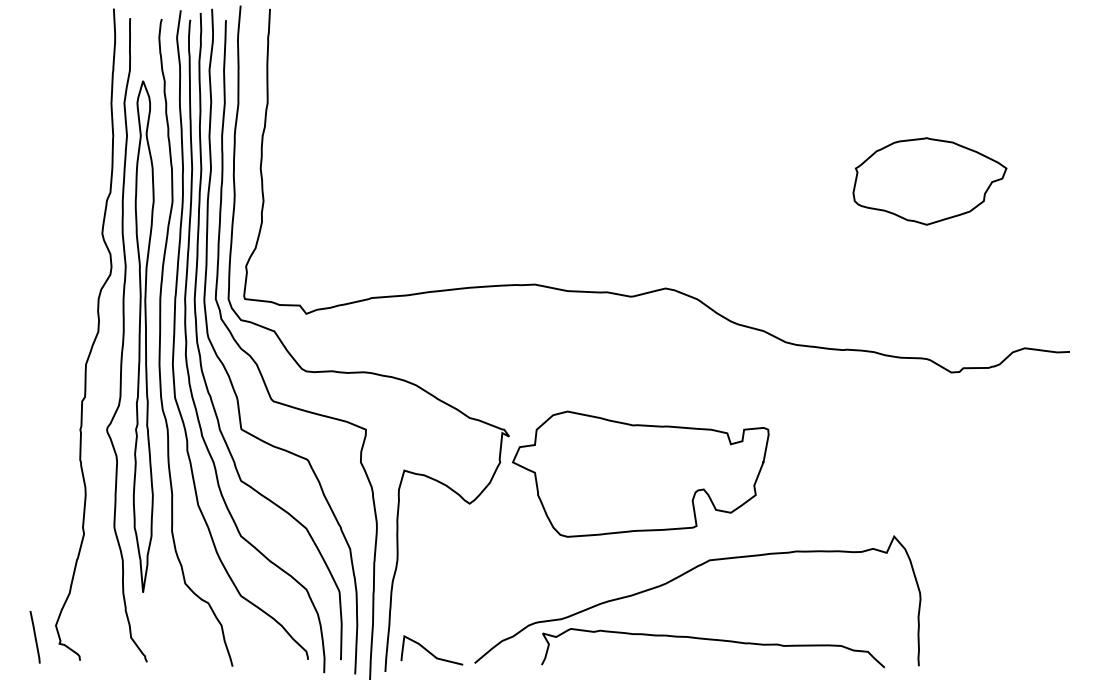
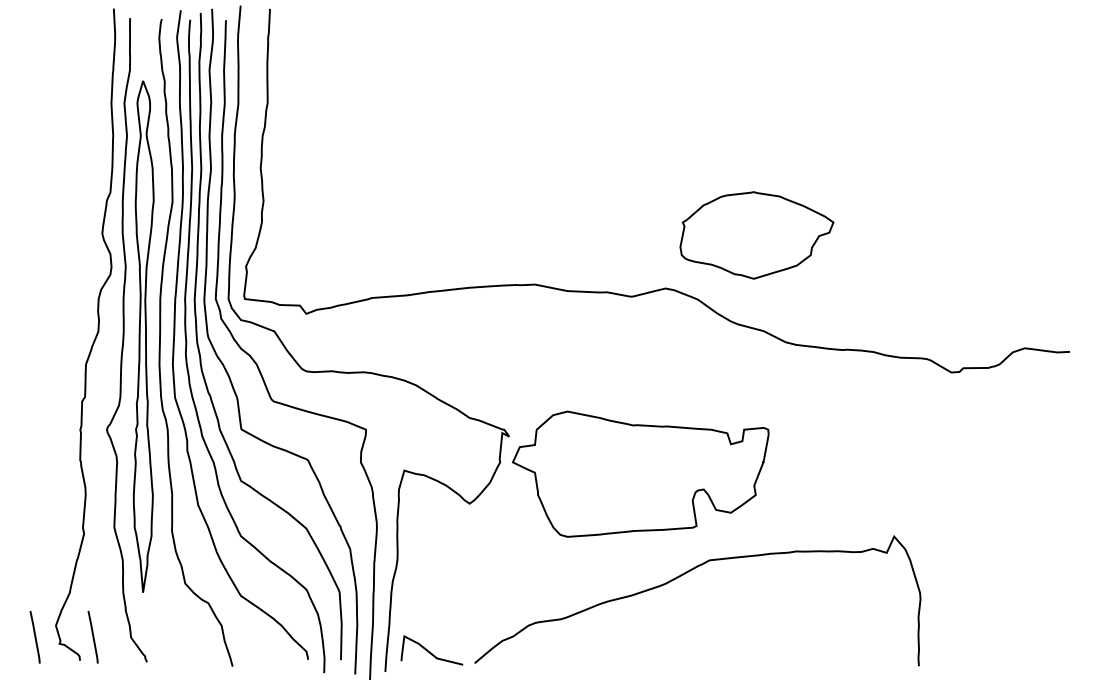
part position: (929, 181) -> (756, 235) (756, 235)
line: none -> present (92, 637)
curve: present -> none (713, 640)
